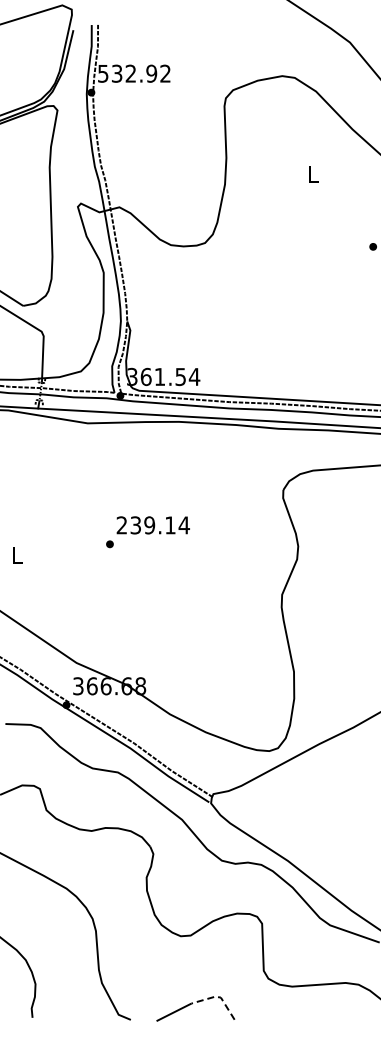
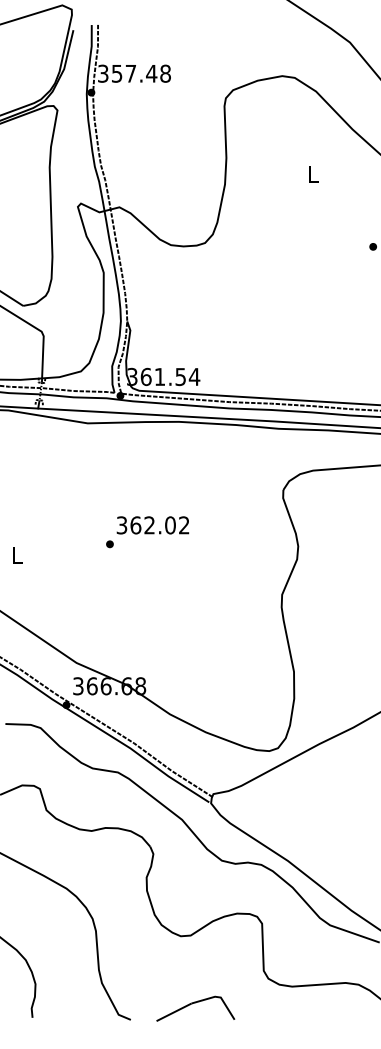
text: 532.92 -> 357.48 (134, 73)
text: 239.14 -> 362.02 (152, 525)
line: dashed -> solid (218, 997)
